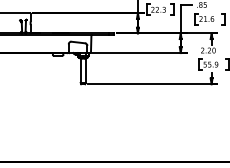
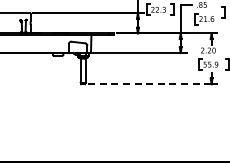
part position: (223, 19) -> (223, 12) (223, 12)
line: solid -> dashed (152, 84)
